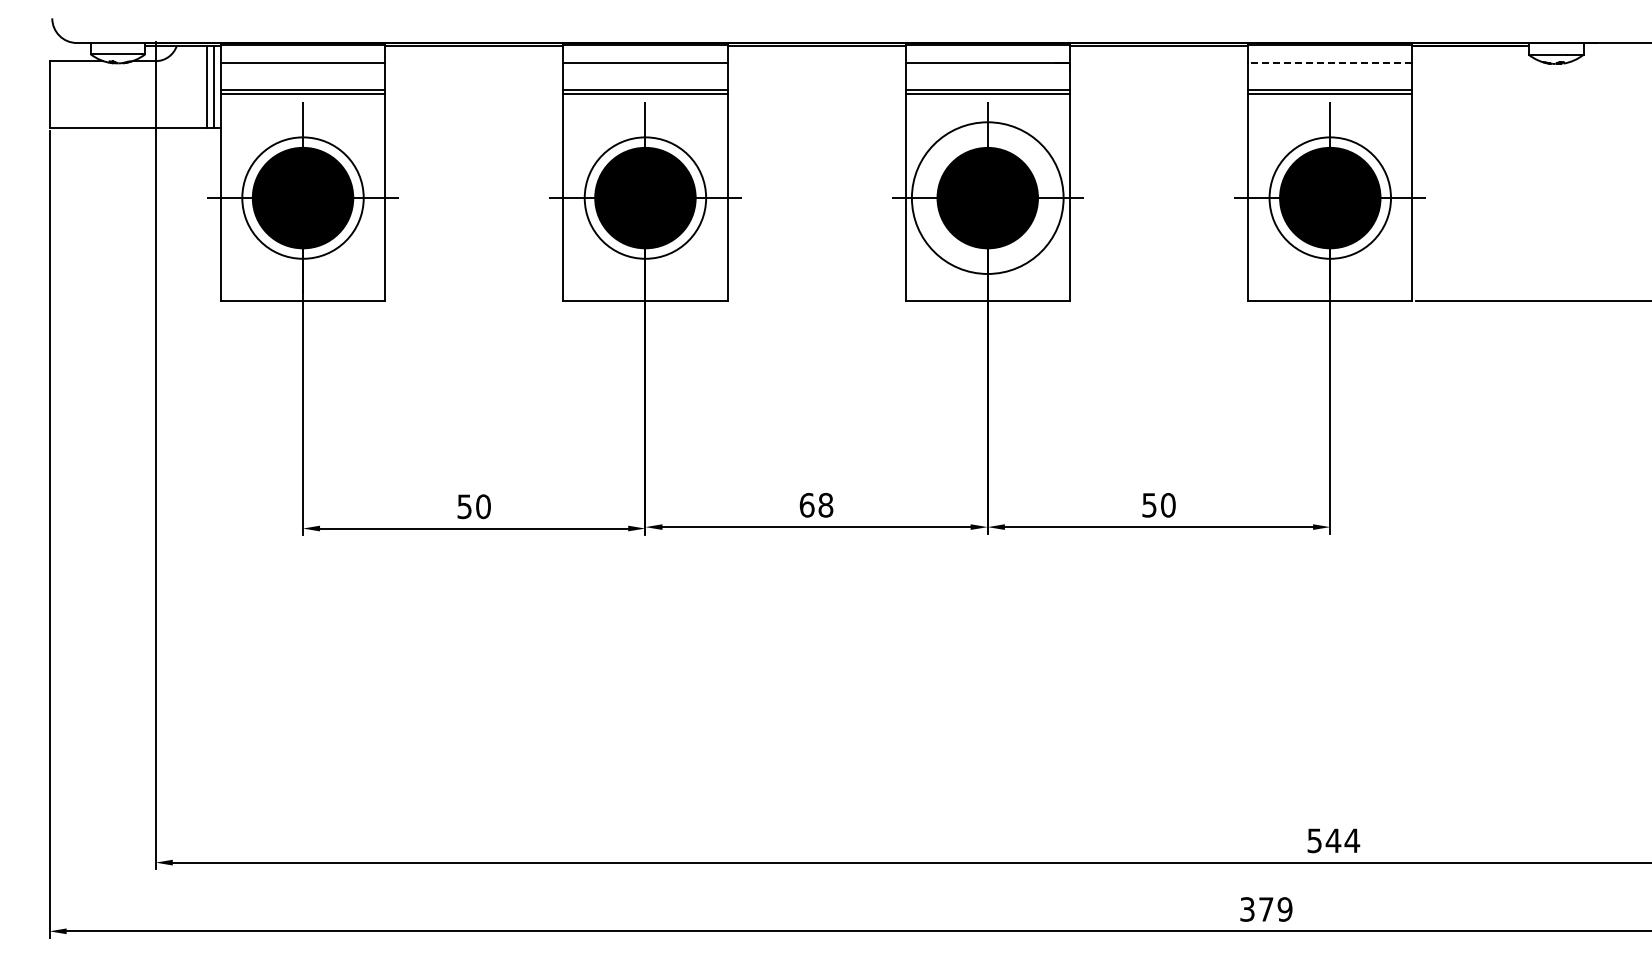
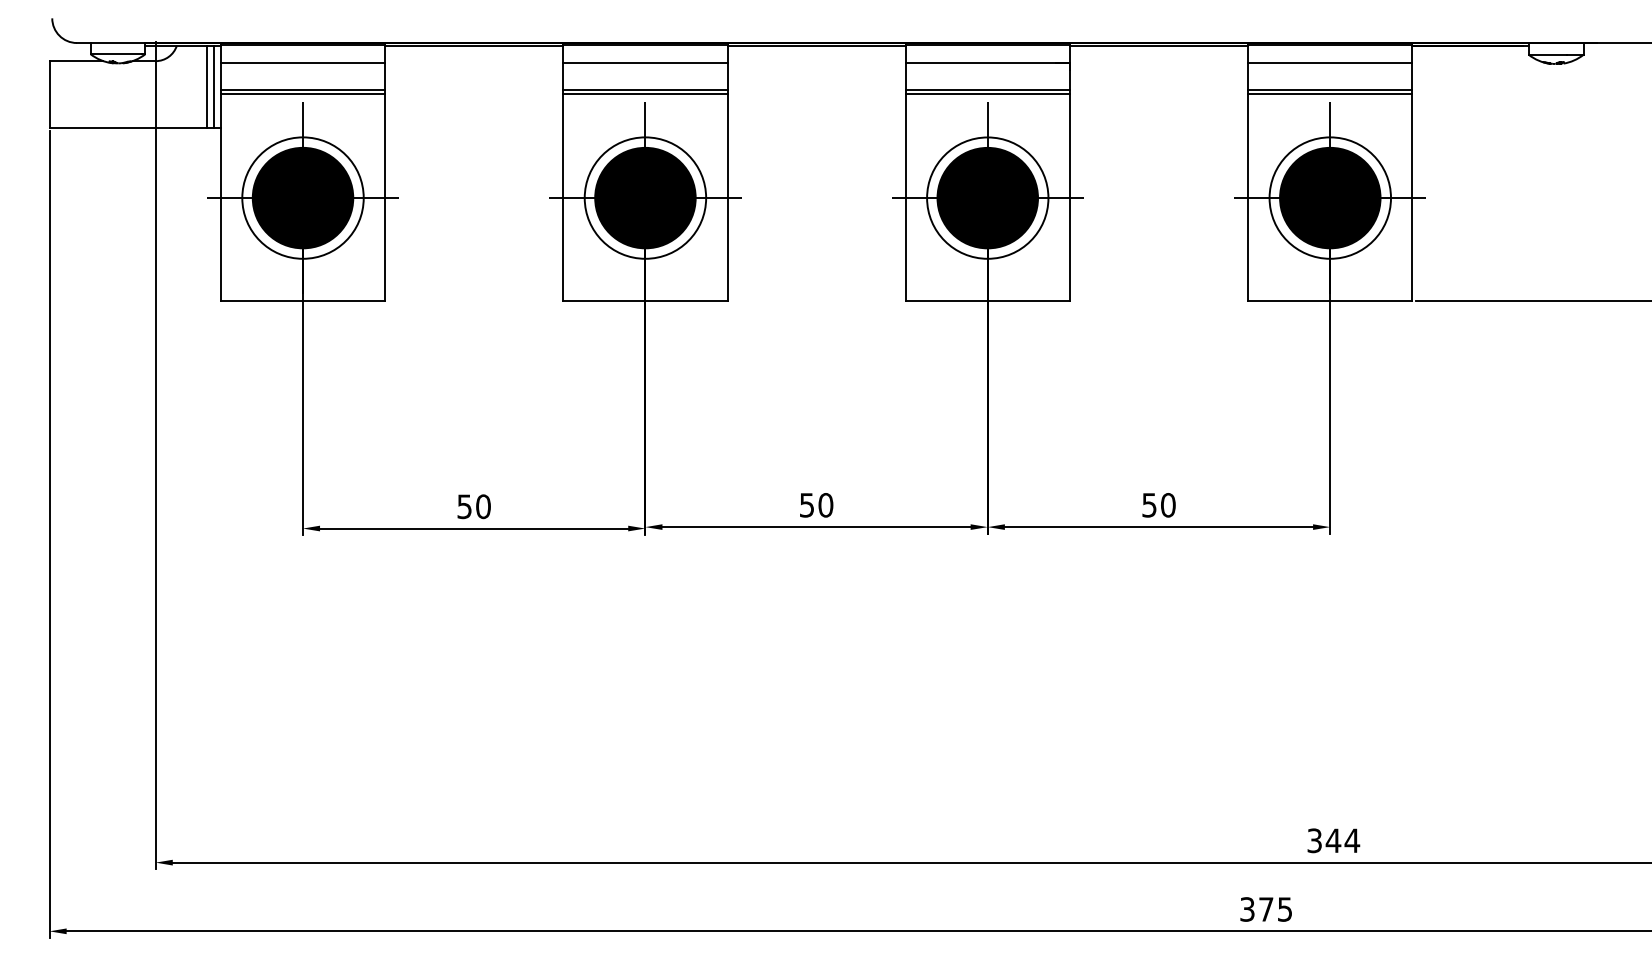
line: dashed -> solid (1329, 63)
circle diameter: 152 px -> 121 px (987, 197)
text: 68 -> 50 (816, 505)
text: 544 -> 344 (1314, 840)
text: 379 -> 375 (1284, 909)
